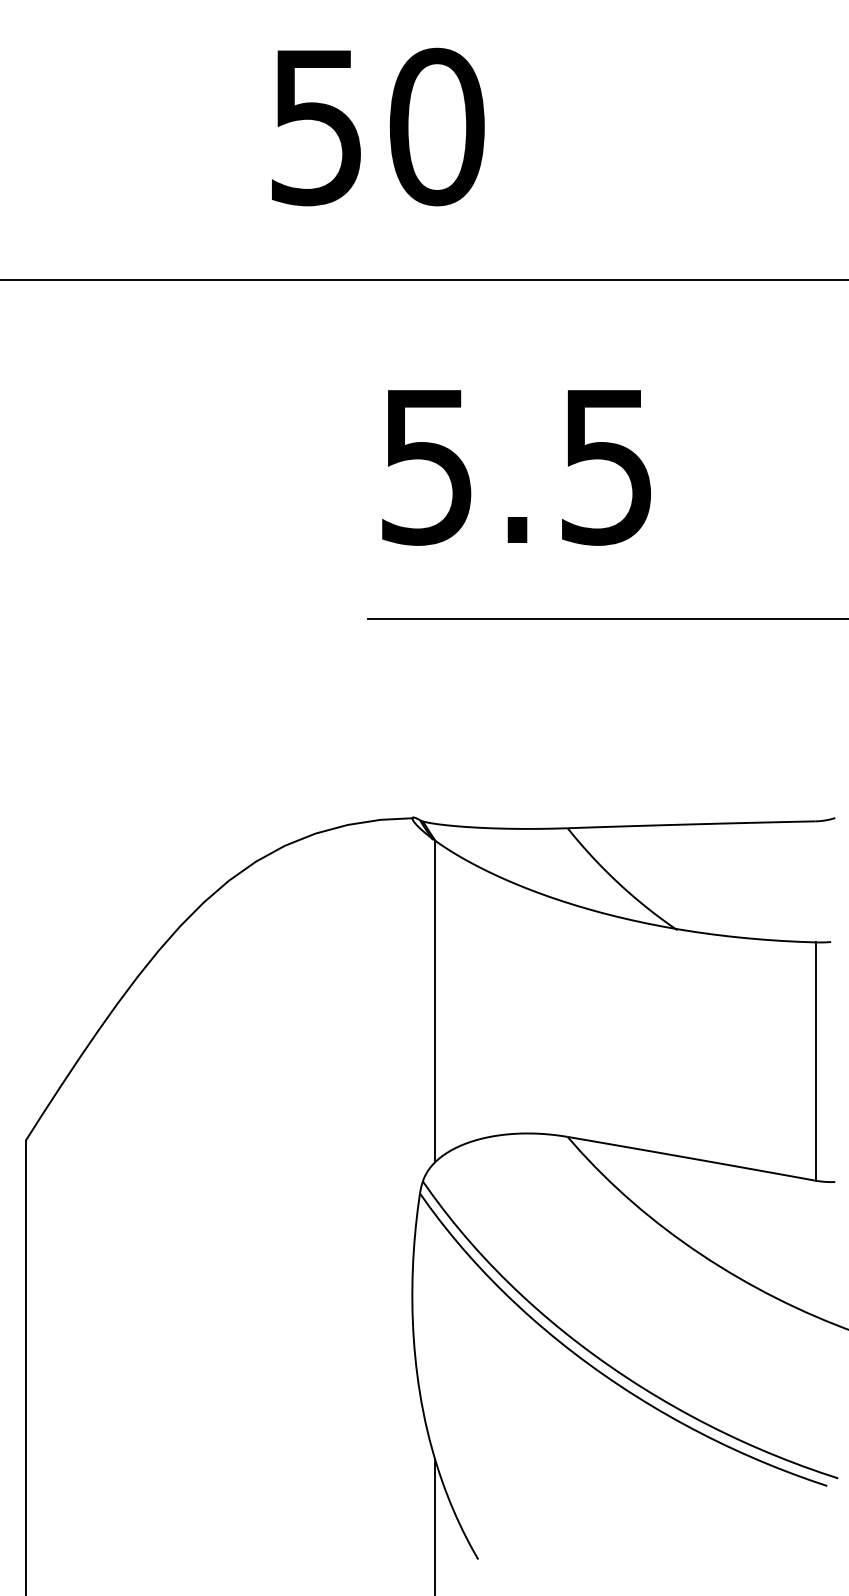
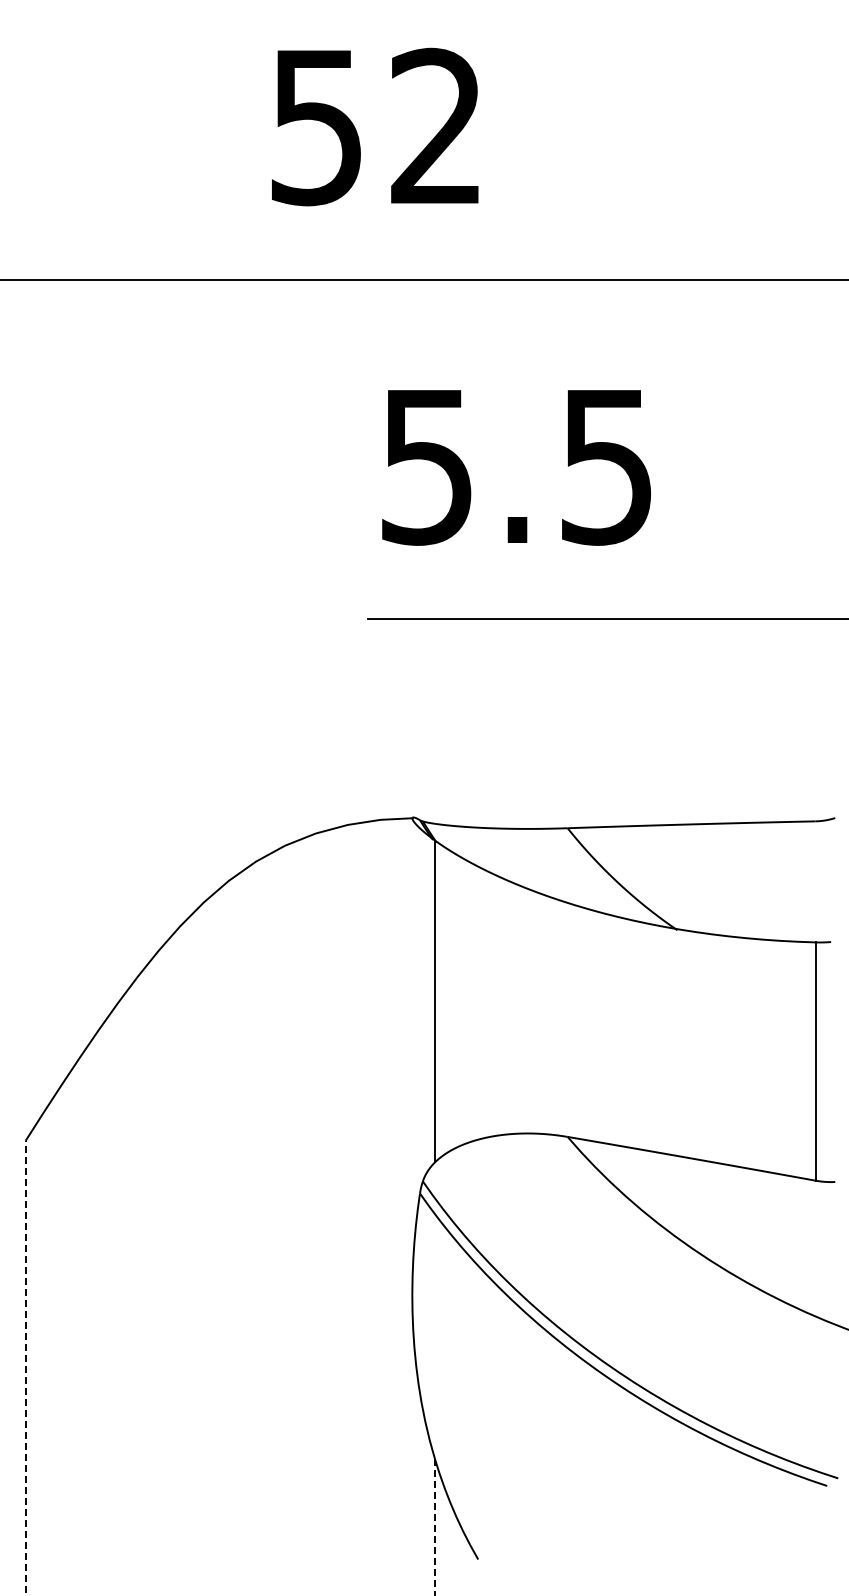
text: 50 -> 52 (436, 126)
line: solid -> dashed (25, 1367)
line: solid -> dashed (435, 1527)
